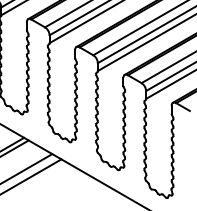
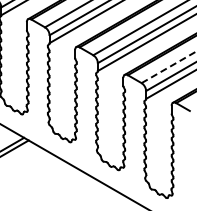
line: solid -> dashed (169, 67)
line: present -> none (27, 168)
line: present -> none (31, 176)
